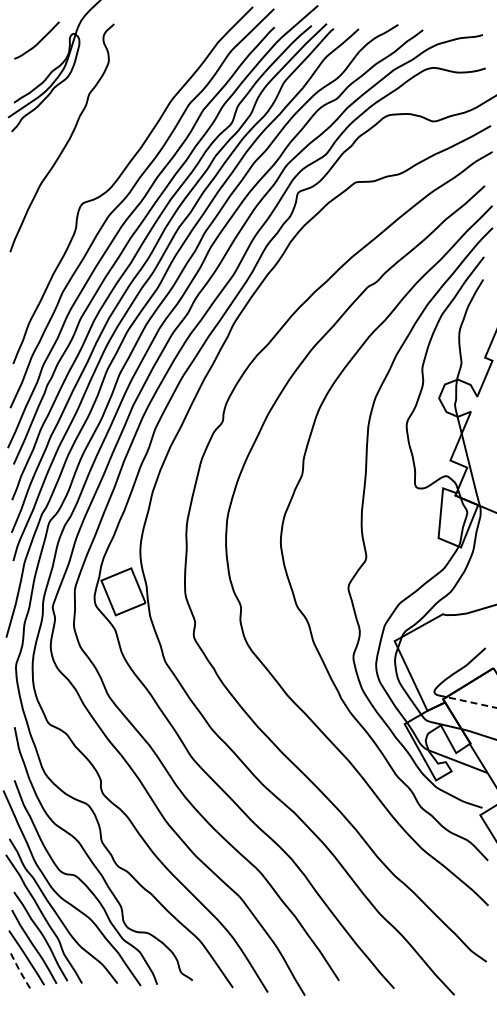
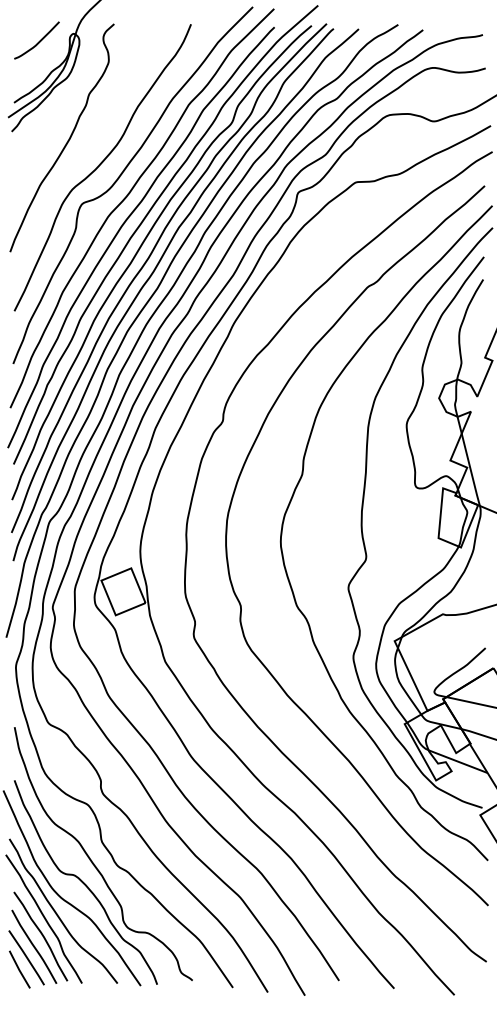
curve: none -> present (100, 165)
line: dashed -> solid (470, 702)
line: dashed -> solid (19, 970)
